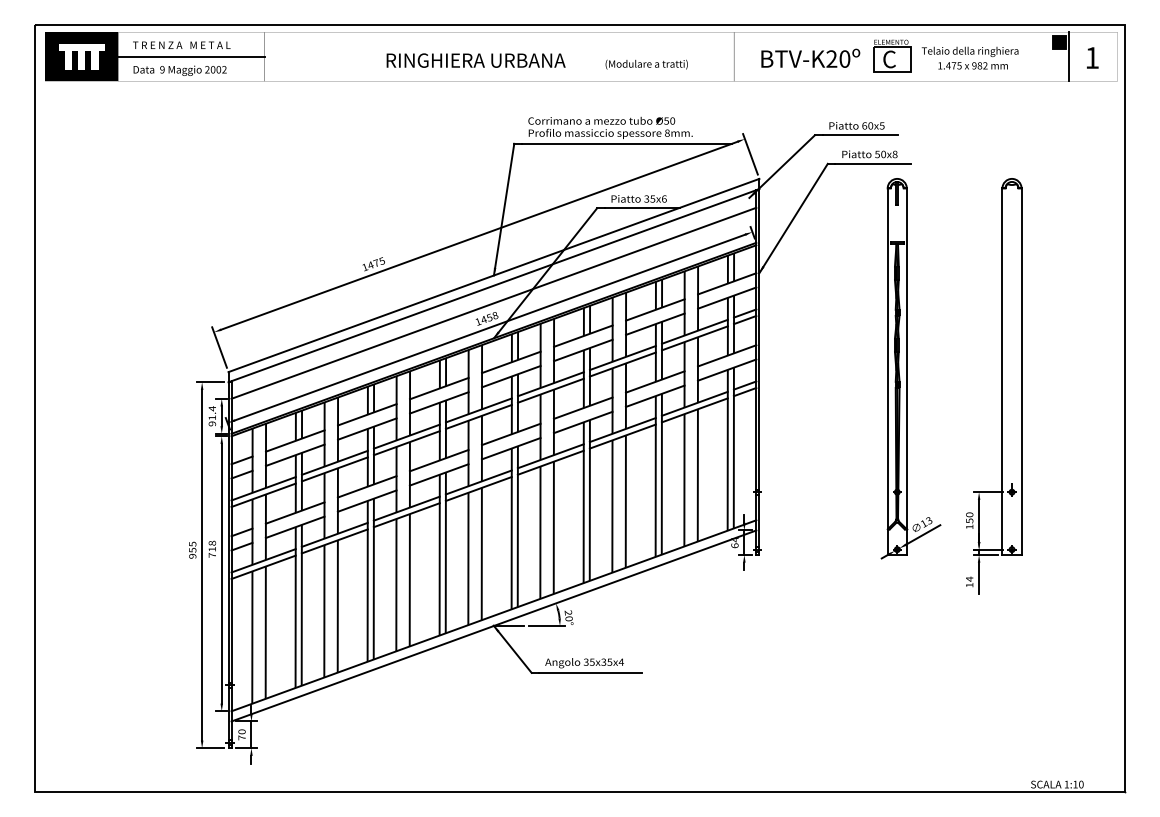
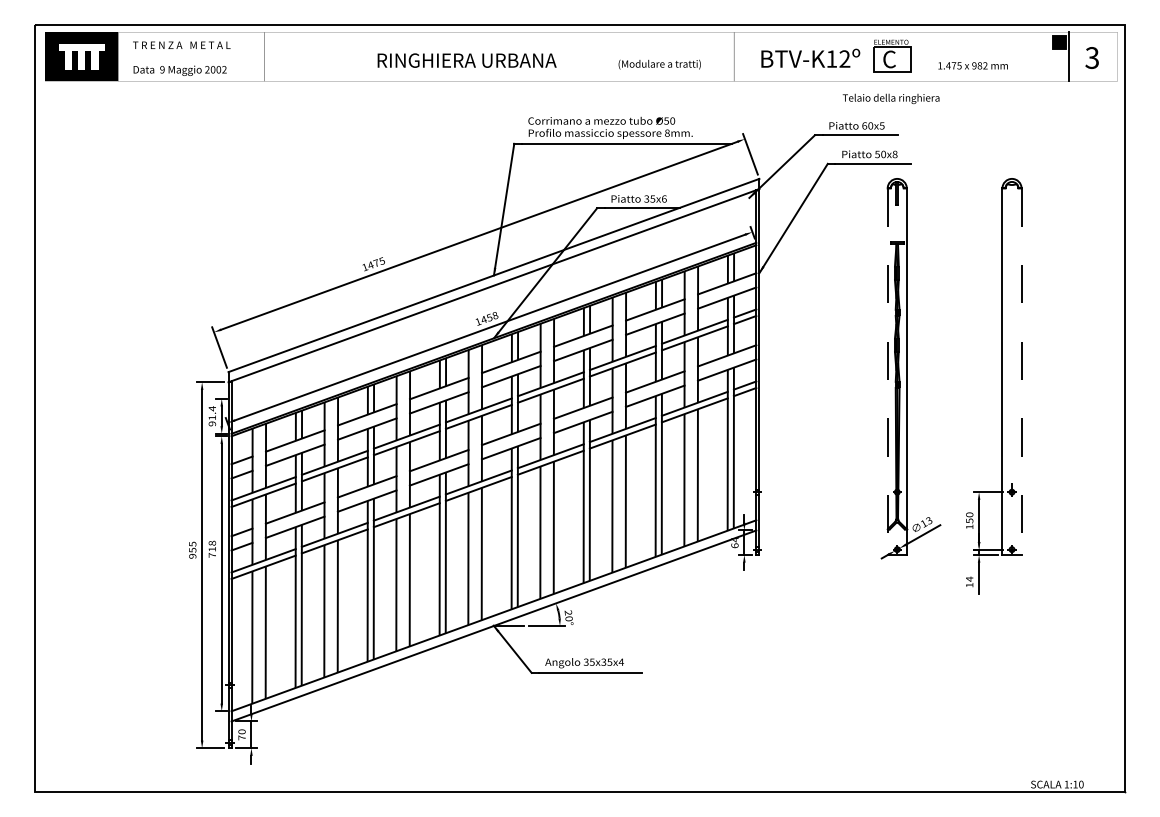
text position: (969, 51) -> (890, 98) (890, 98)
line: present -> none (191, 56)
text: 1 -> 3 (1091, 57)
text: BTV-K20º -> BTV-K12º (838, 58)
text position: (475, 60) -> (466, 60) (466, 60)
text position: (646, 64) -> (659, 64) (659, 64)
line: present -> none (493, 302)
line: solid -> dashed (887, 372)
line: solid -> dashed (1021, 372)
